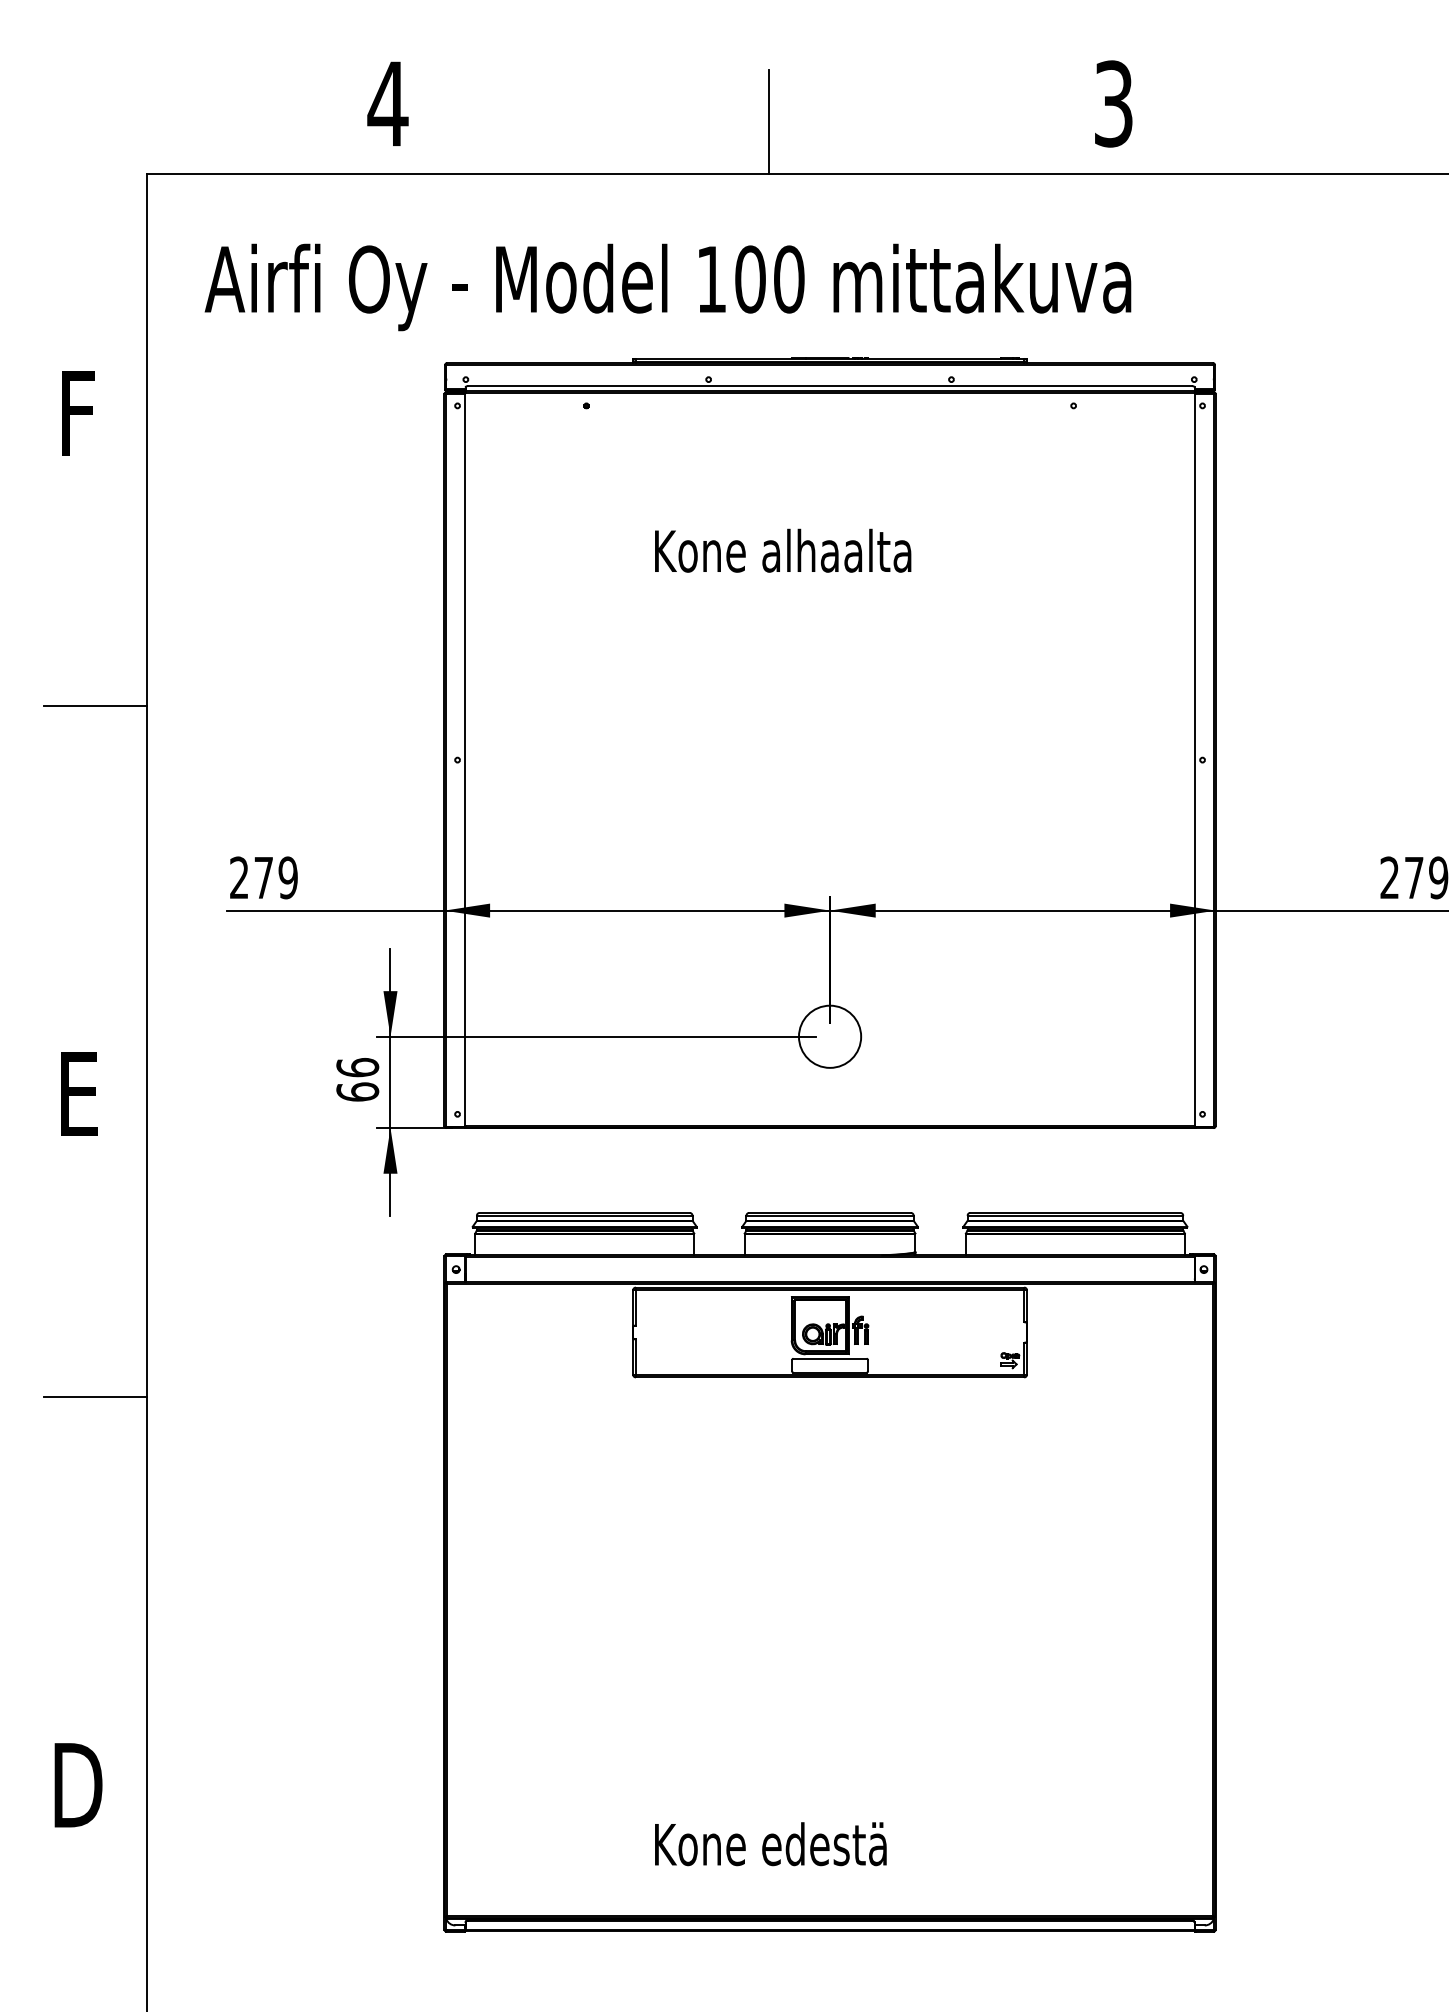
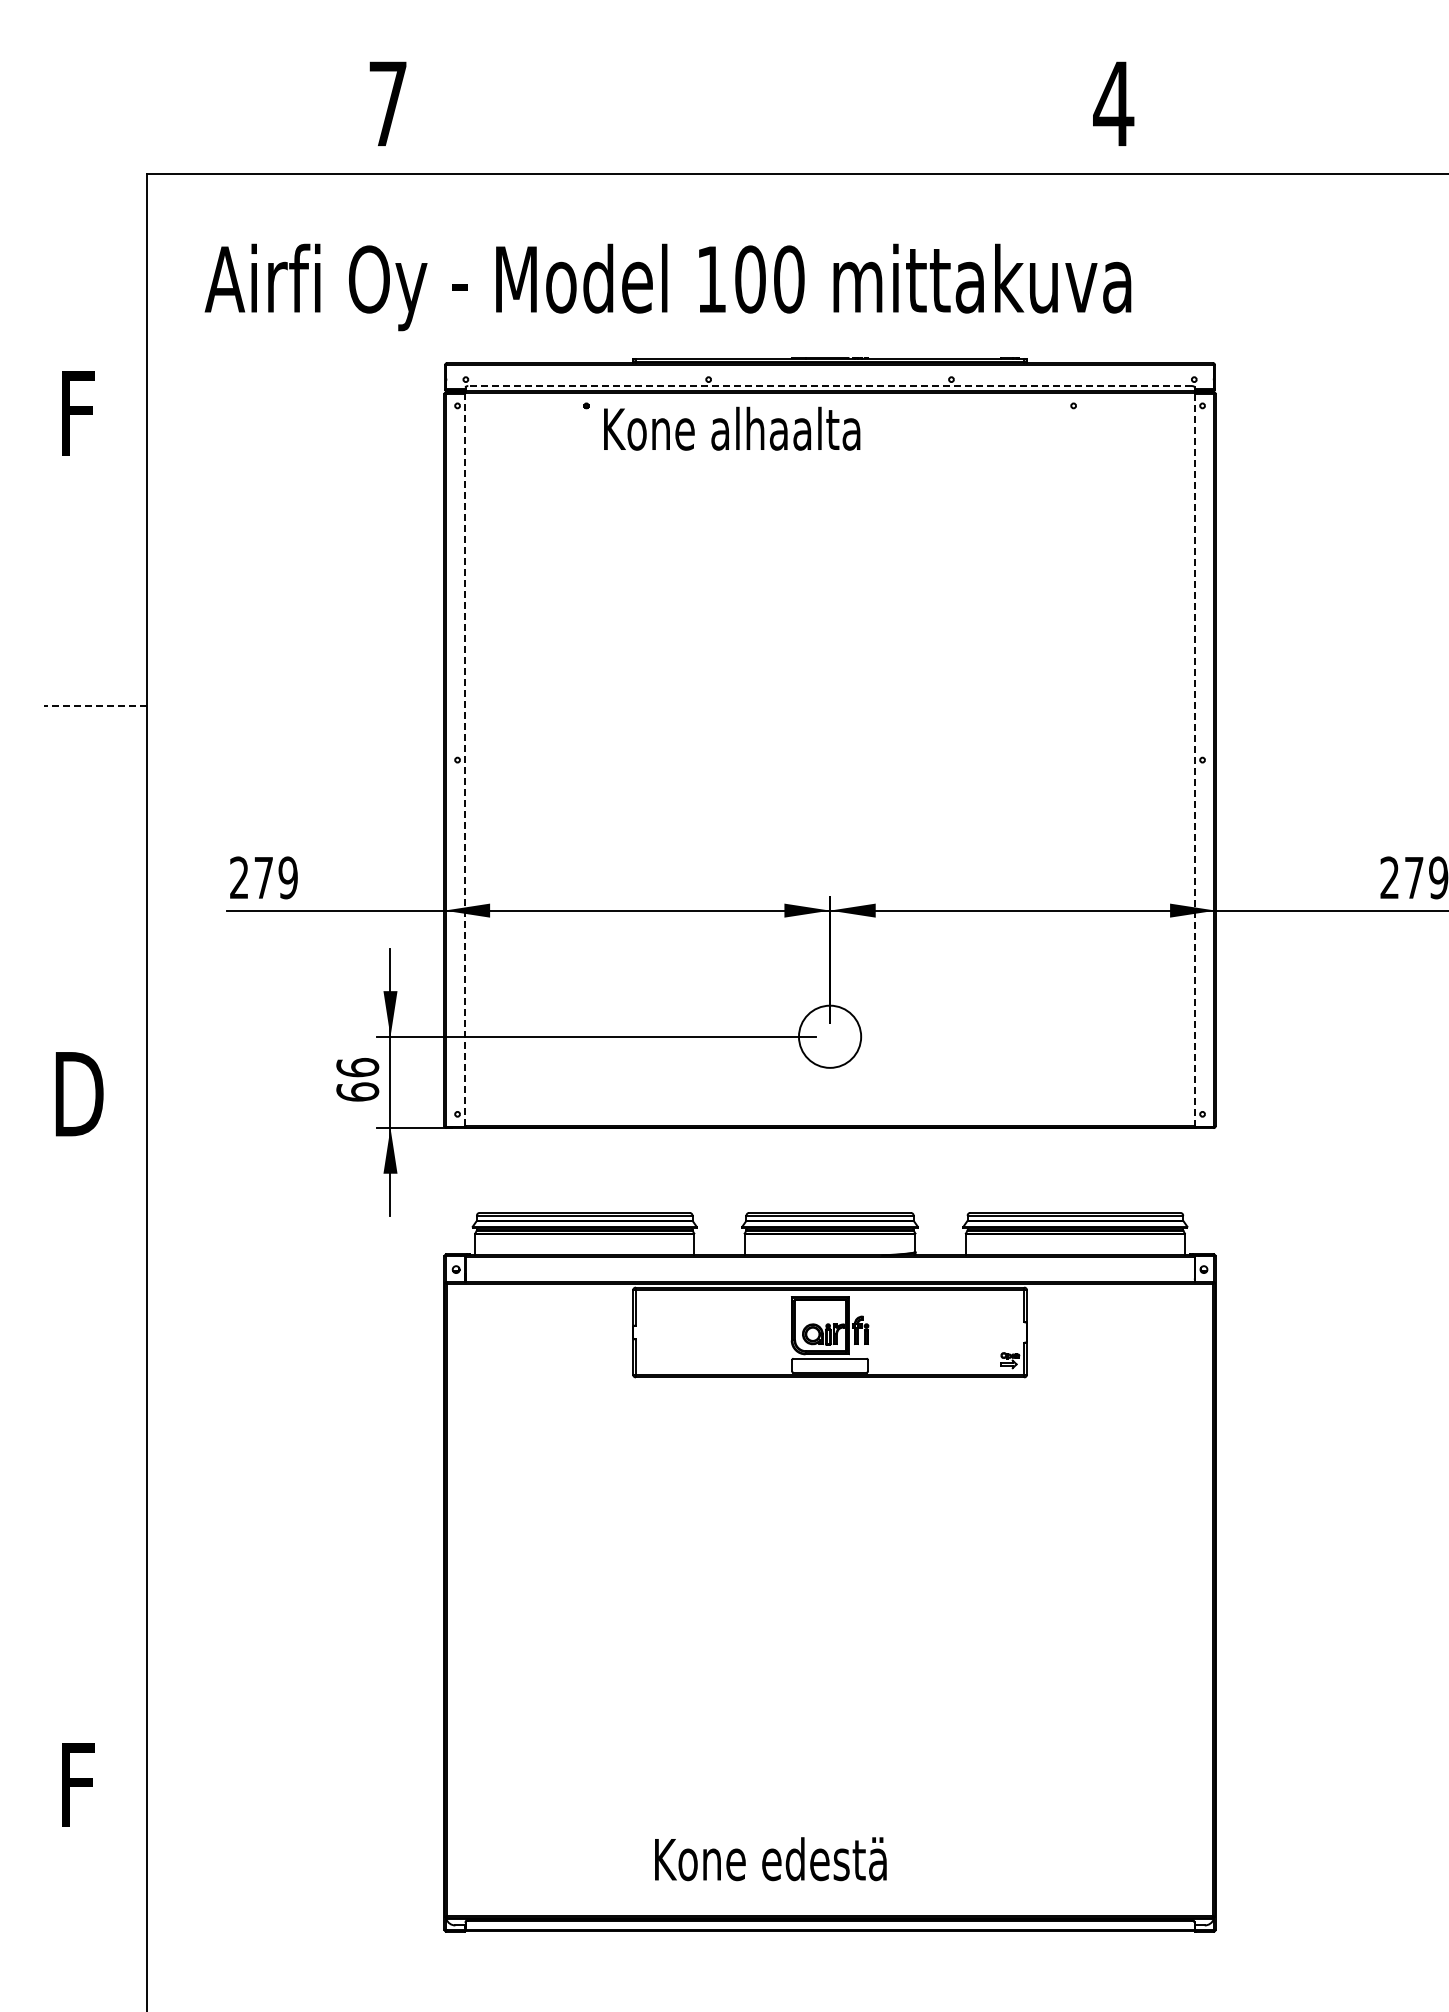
text: 4 -> 7 (387, 103)
text: 3 -> 4 (1113, 103)
line: present -> none (769, 122)
line: solid -> dashed (830, 386)
text position: (783, 550) -> (732, 428) (732, 428)
line: solid -> dashed (95, 706)
line: solid -> dashed (465, 760)
line: solid -> dashed (1194, 760)
text: E -> D (79, 1094)
line: present -> none (95, 1397)
text: D -> F (78, 1785)
text position: (770, 1844) -> (770, 1859) (770, 1859)
